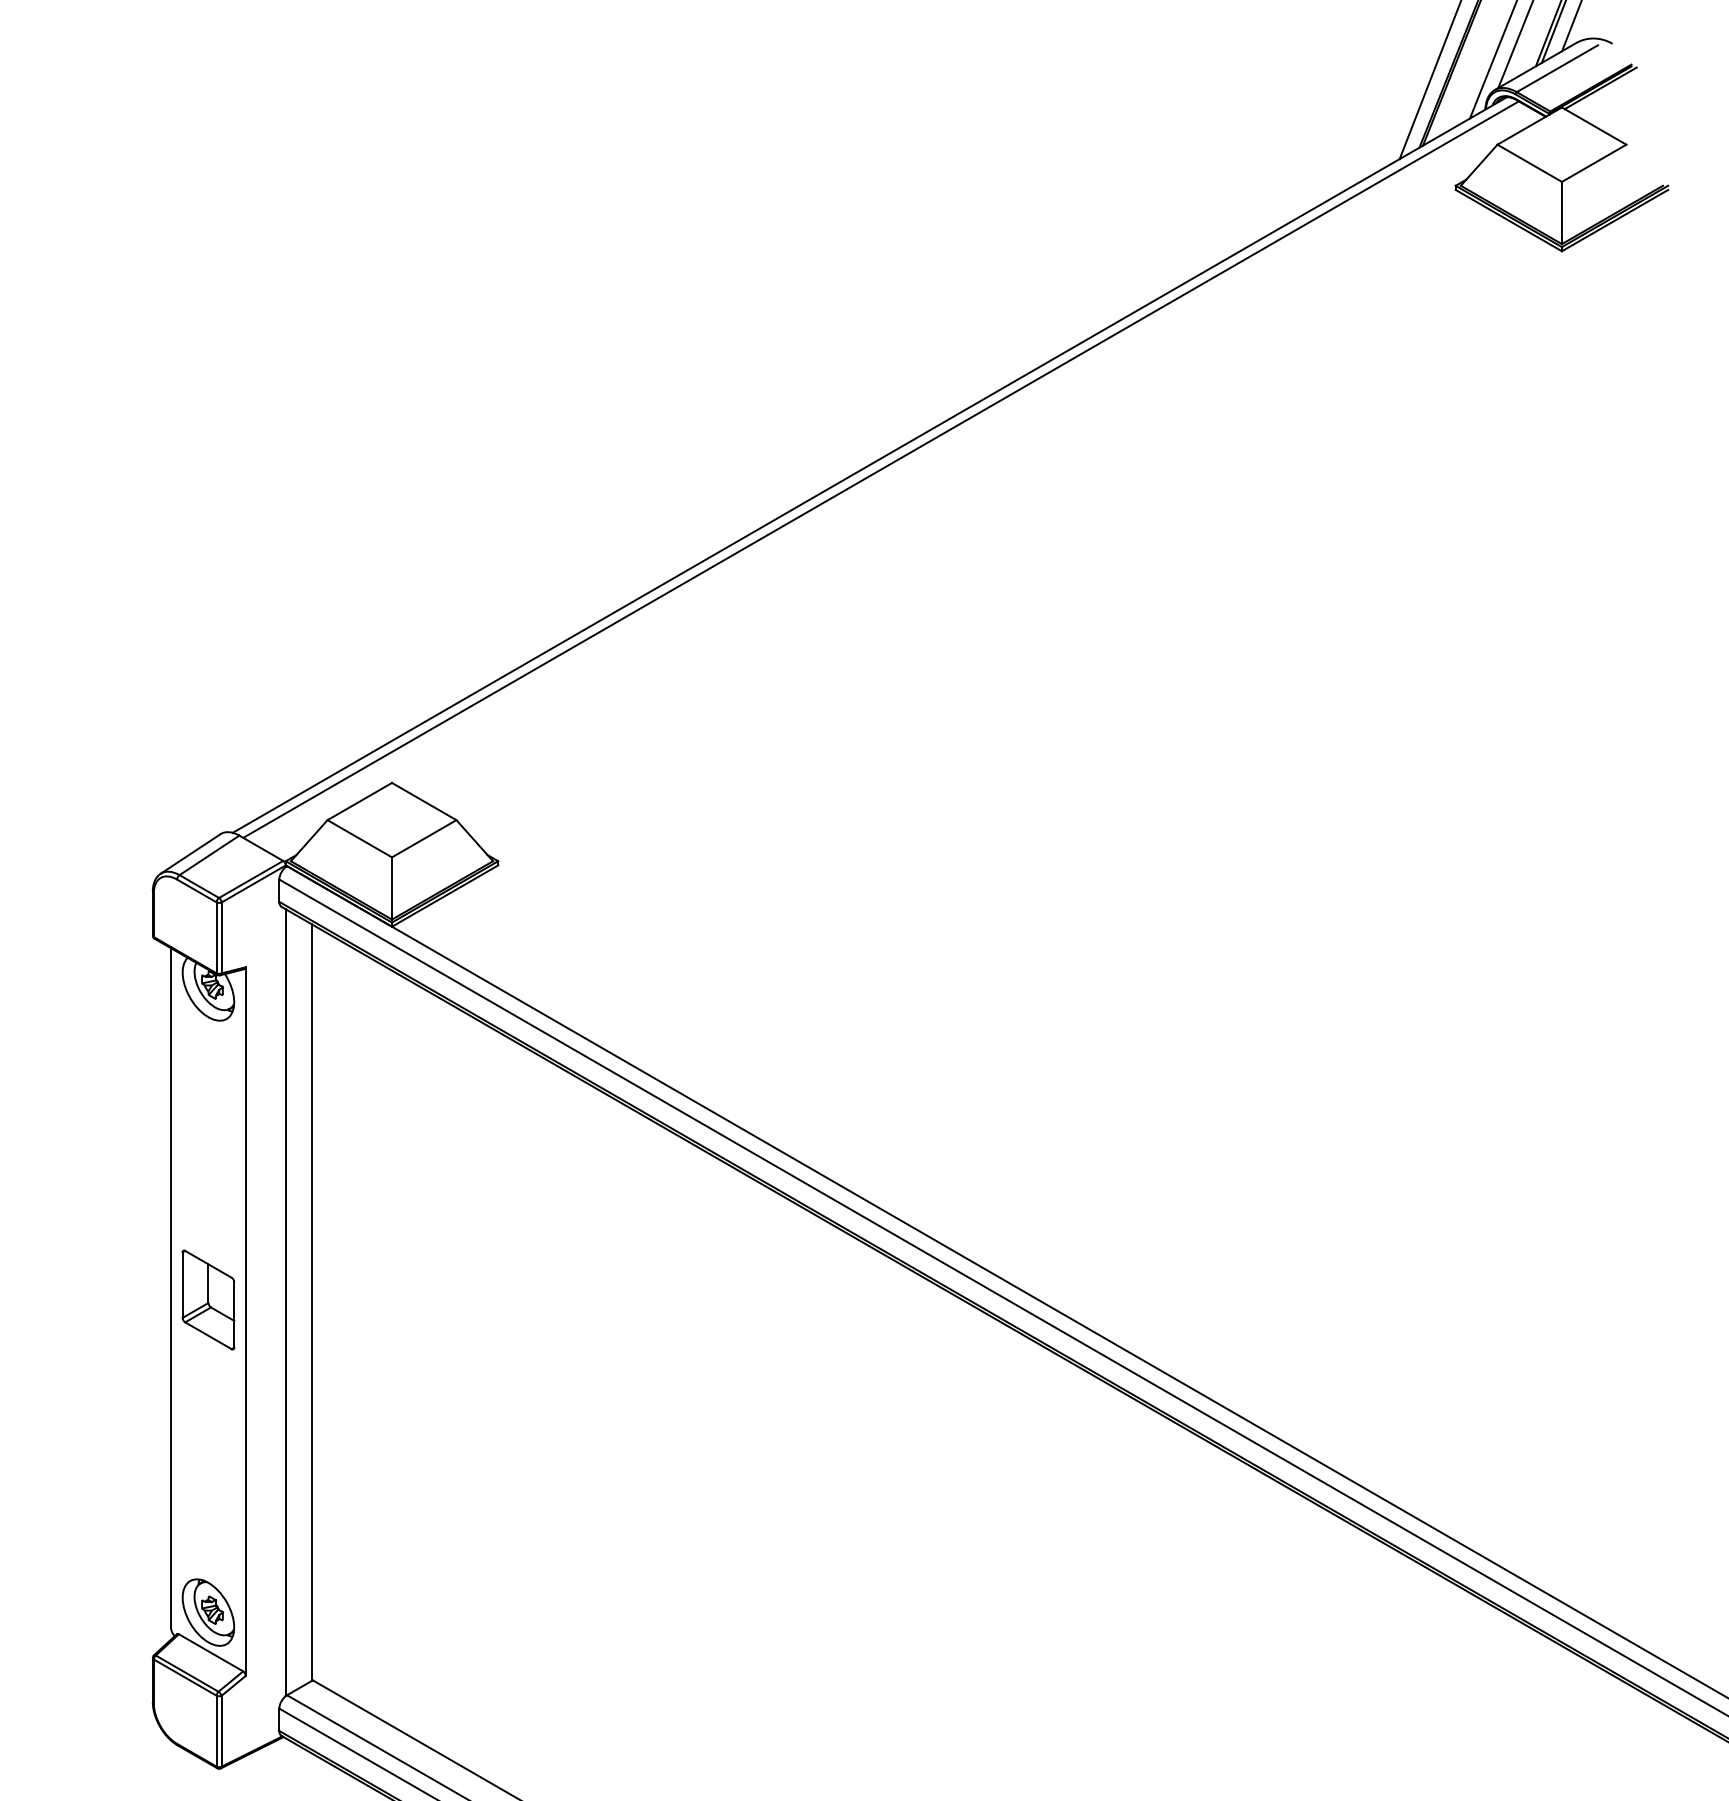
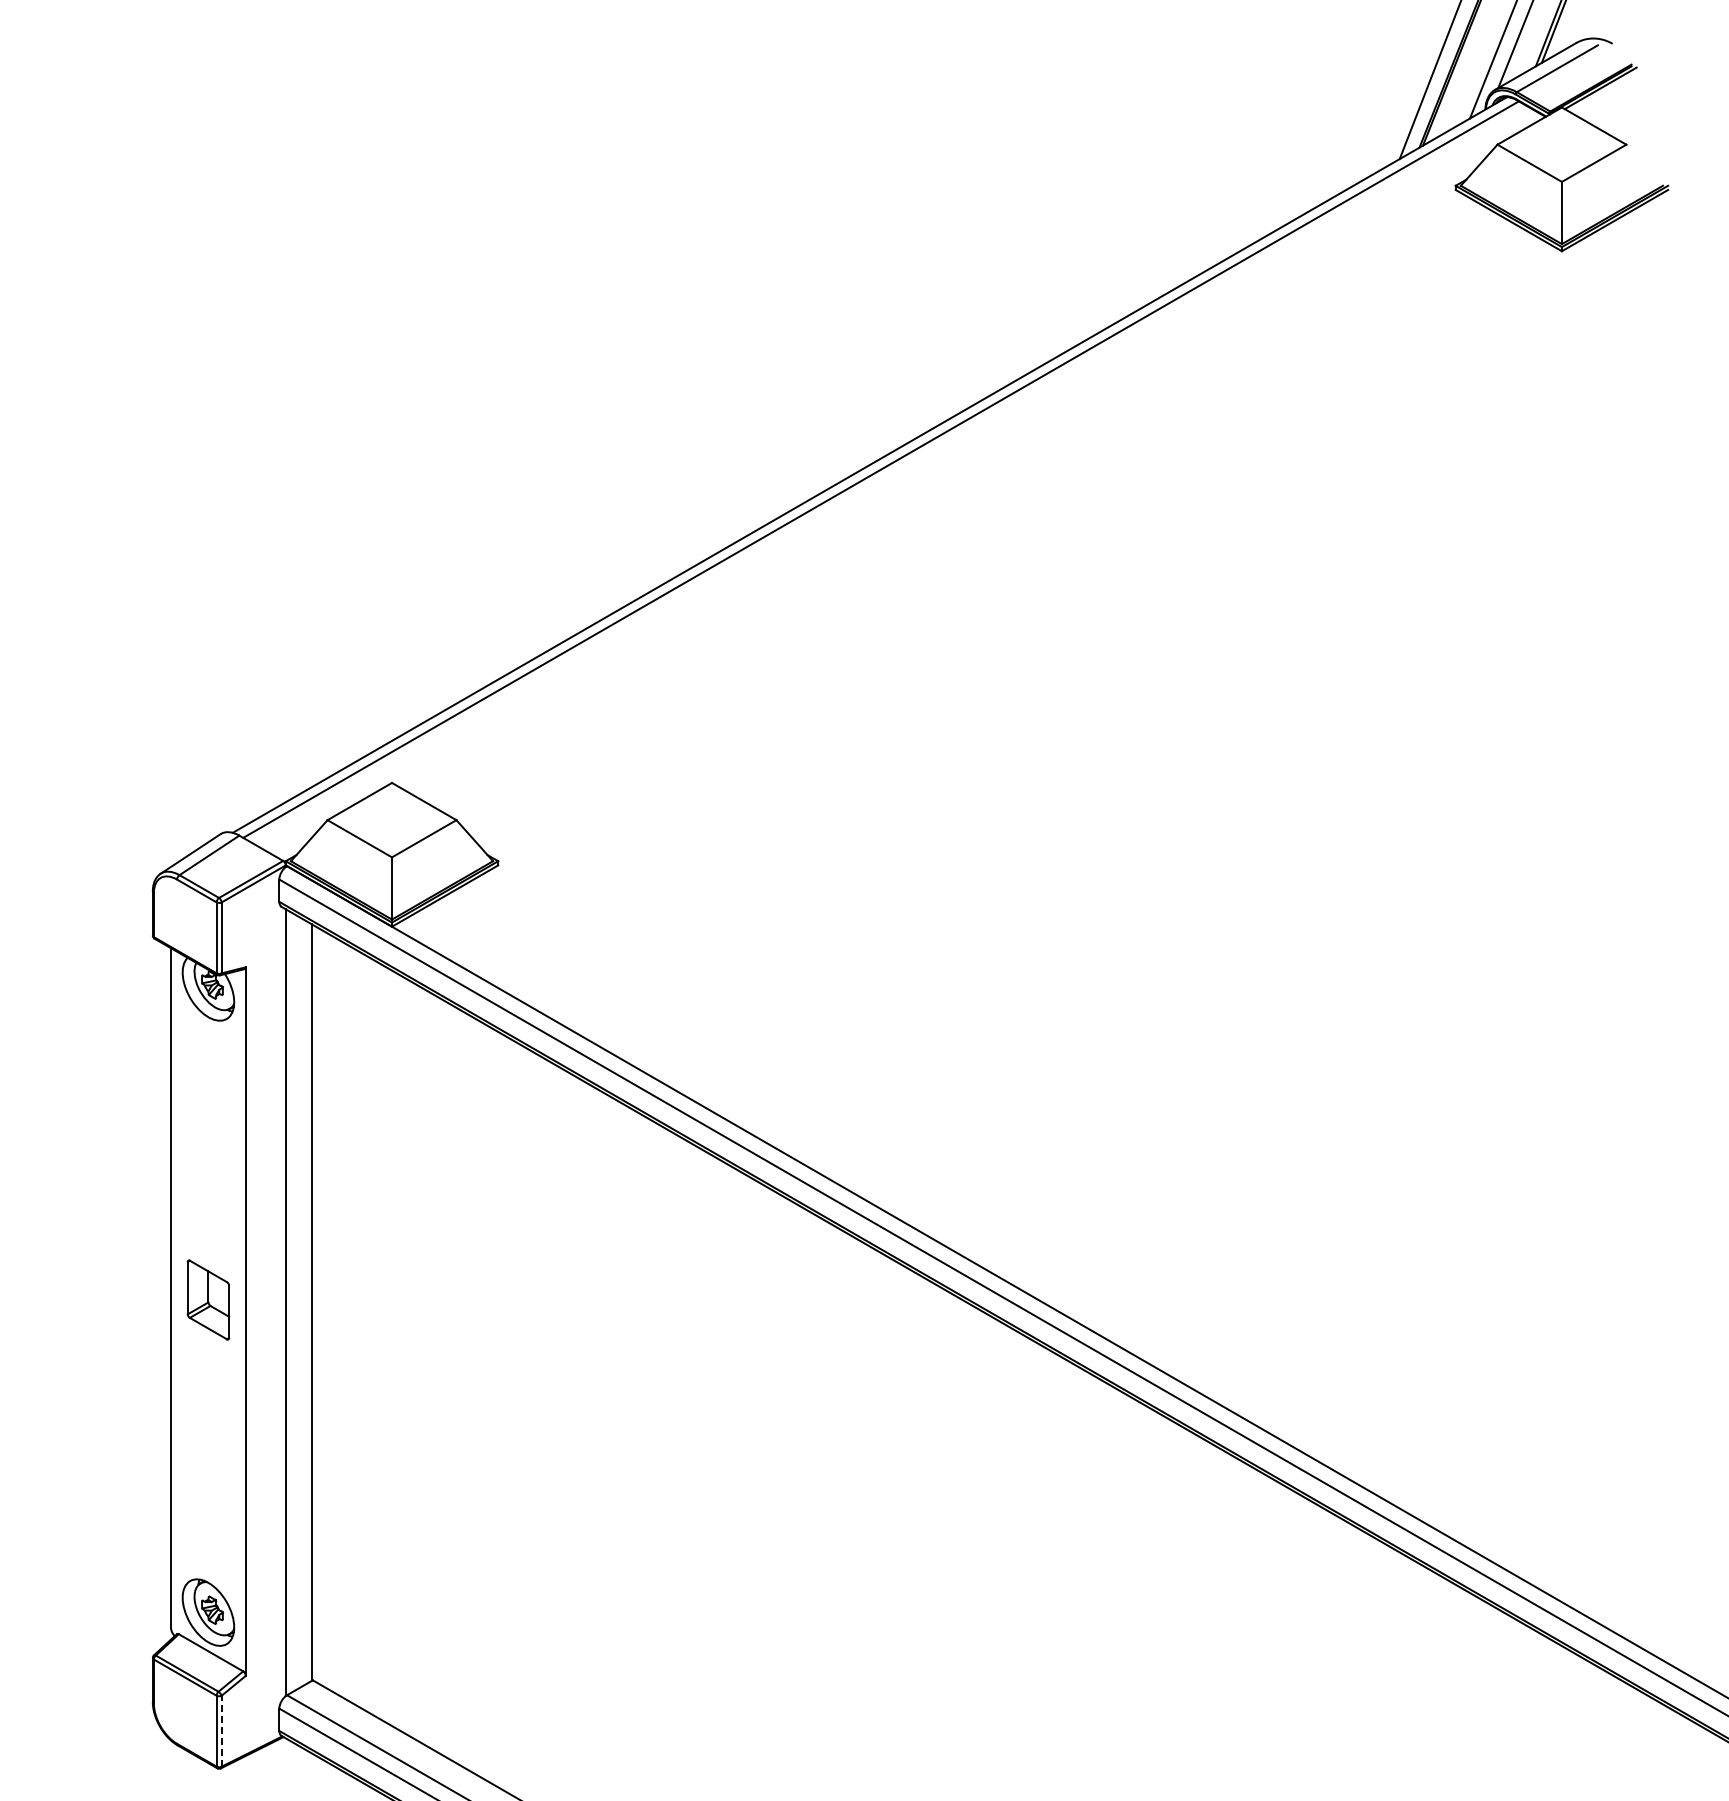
line: present -> none (1571, 26)
part size: 55x102 px -> 45x82 px (208, 1299)
line: solid -> dashed (221, 1730)
